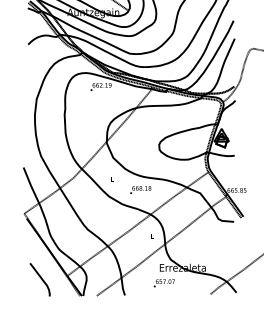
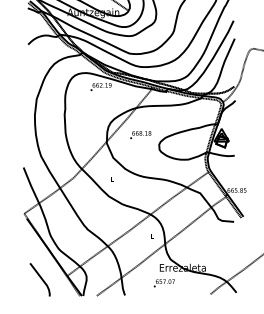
text position: (140, 190) -> (140, 135) (140, 135)
